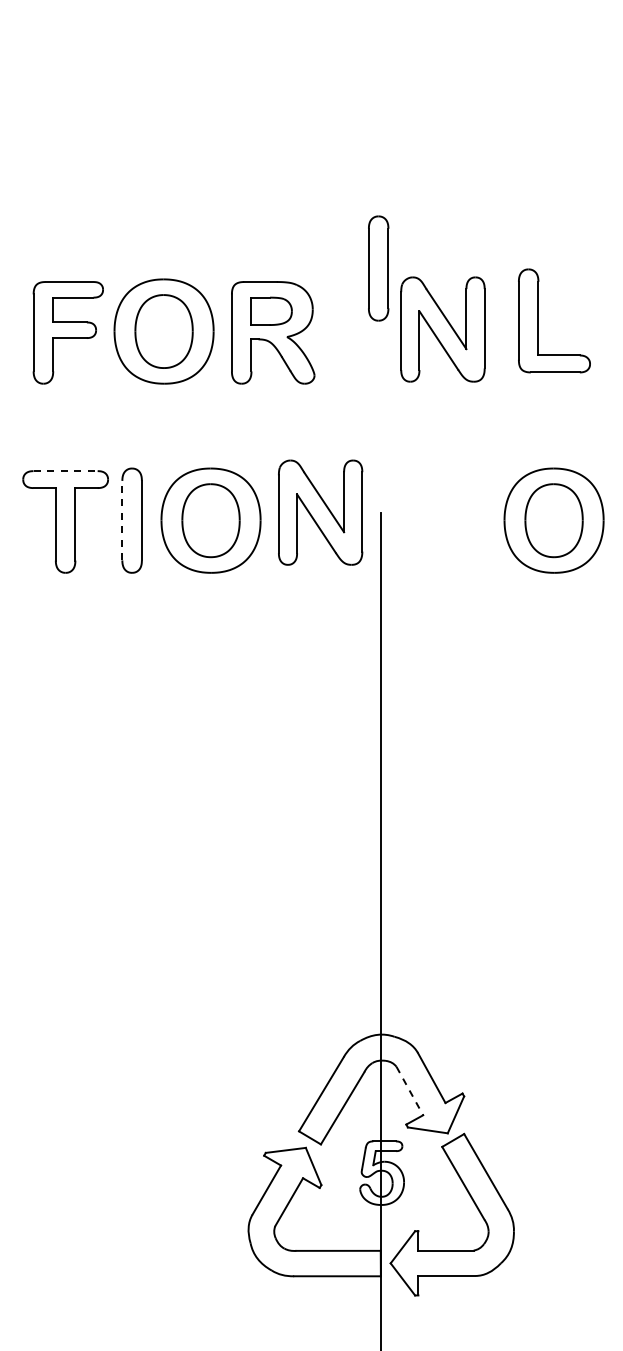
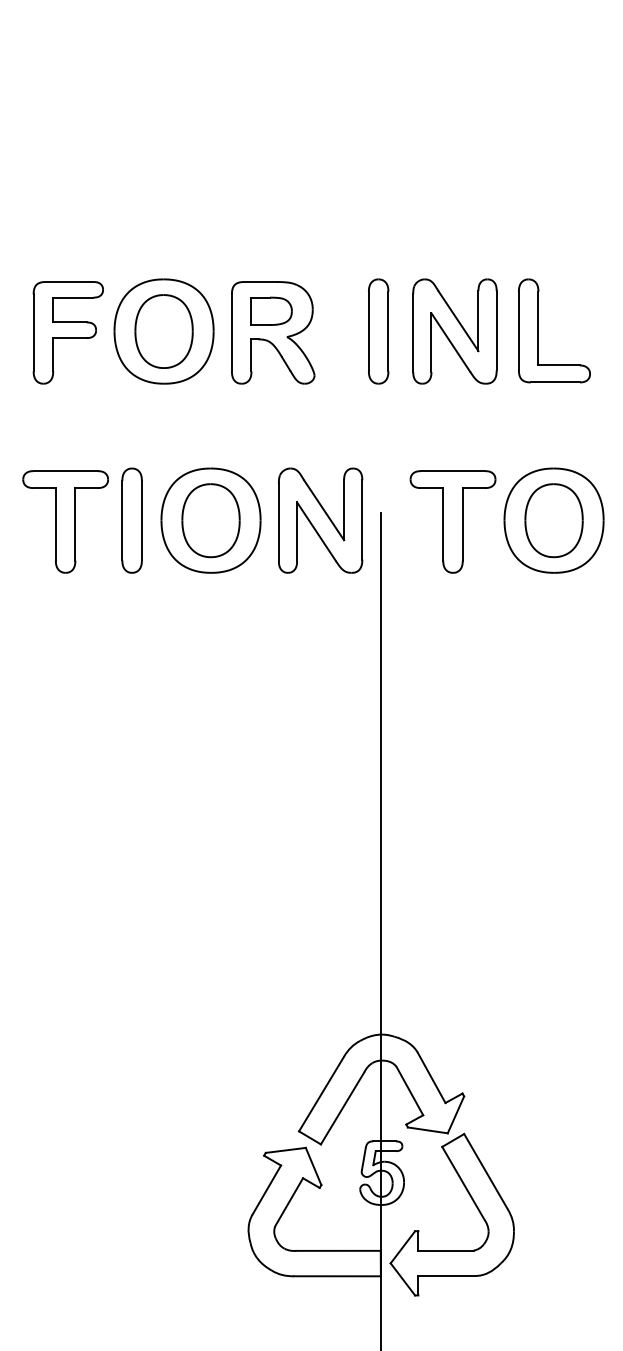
part position: (378, 268) -> (378, 331) (378, 331)
part position: (538, 320) -> (538, 330) (538, 330)
part position: (442, 329) -> (454, 331) (454, 331)
line: dashed -> solid (66, 471)
part position: (320, 512) -> (320, 520) (320, 520)
line: dashed -> solid (122, 520)
part: none -> present (452, 521)
line: dashed -> solid (409, 1091)
